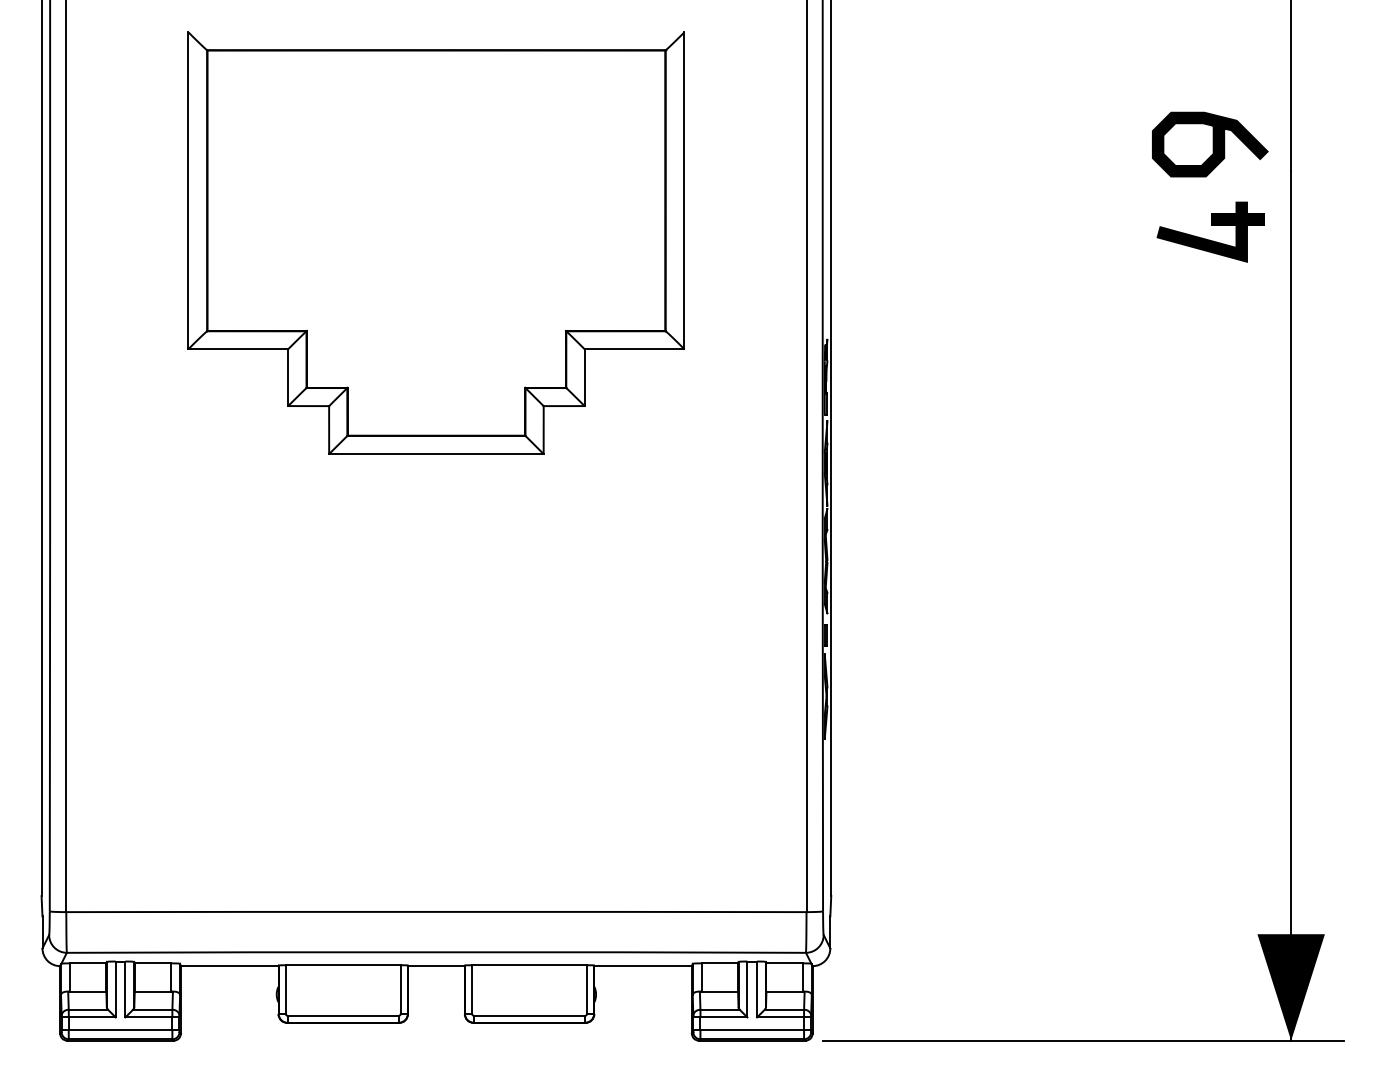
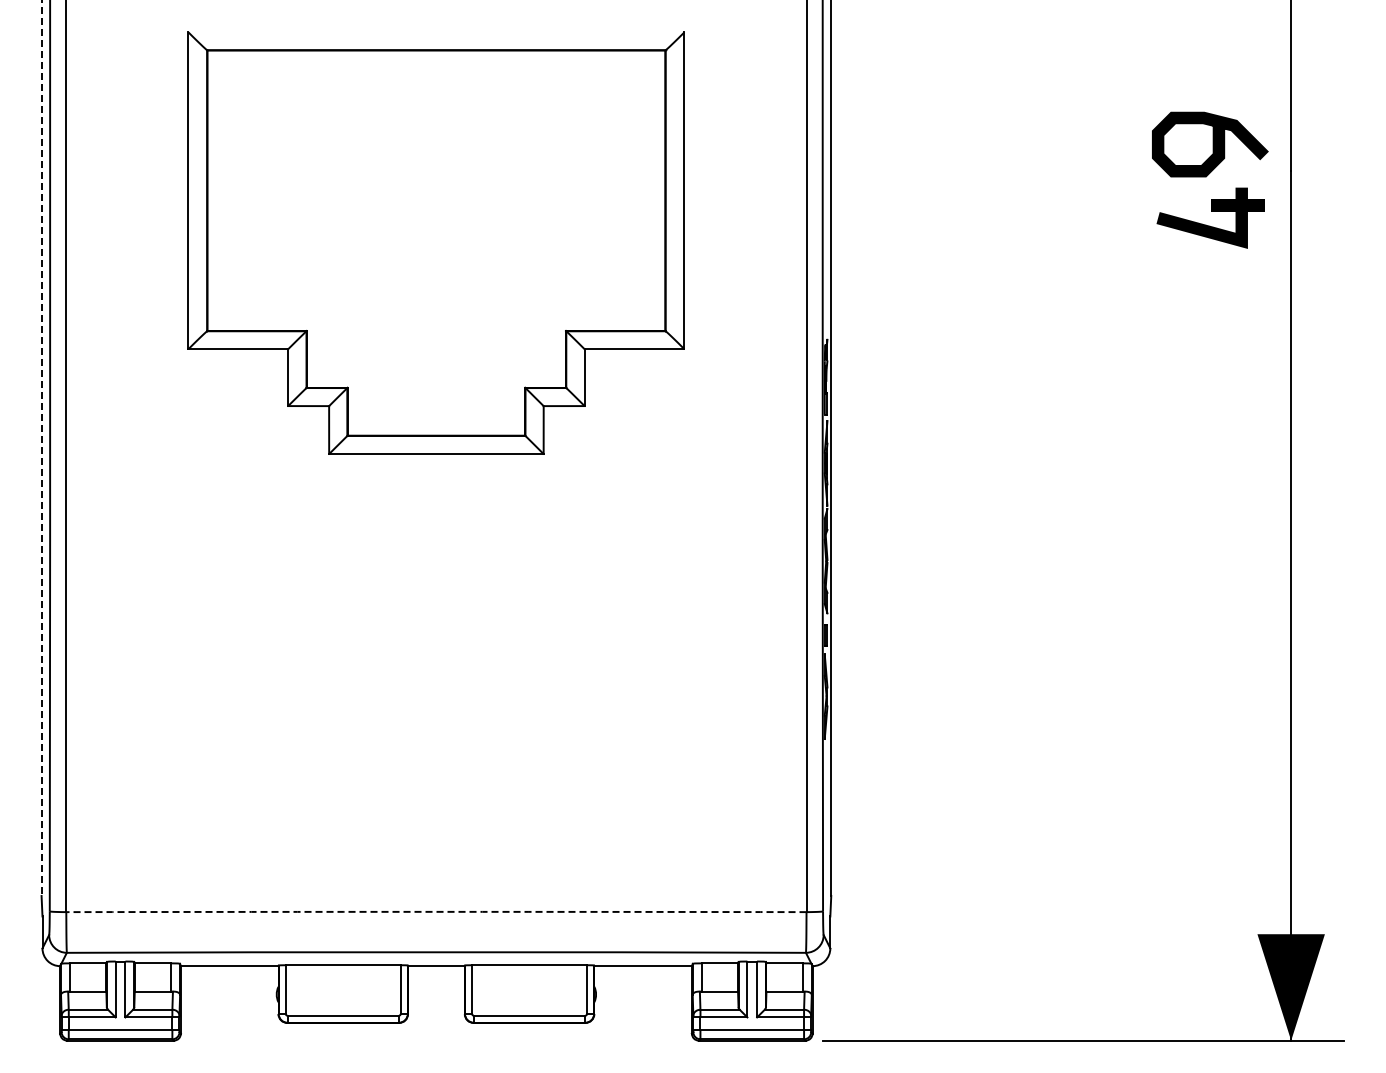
part position: (1211, 225) -> (1211, 211) (1211, 211)
line: solid -> dashed (41, 448)
arc: solid -> dashed (436, 911)
